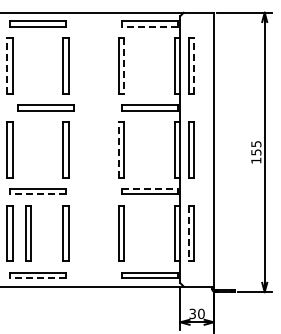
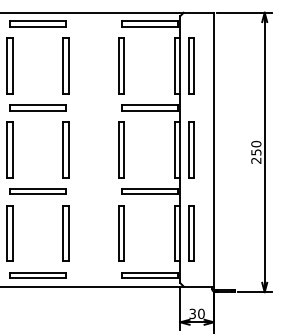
line: dashed -> solid (149, 26)
line: dashed -> solid (7, 65)
line: dashed -> solid (124, 65)
line: dashed -> solid (194, 65)
part position: (45, 107) -> (37, 107) (37, 107)
line: dashed -> solid (118, 149)
text: 155 -> 250 (256, 151)
line: dashed -> solid (149, 188)
line: dashed -> solid (37, 194)
part: present -> none (28, 233)
line: dashed -> solid (188, 233)
line: dashed -> solid (37, 278)
